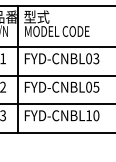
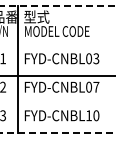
line: solid -> dashed (58, 5)
line: present -> none (57, 47)
text: FYD-CNBL05 -> FYD-CNBL07 (96, 87)
line: present -> none (57, 104)
line: solid -> dashed (57, 132)
